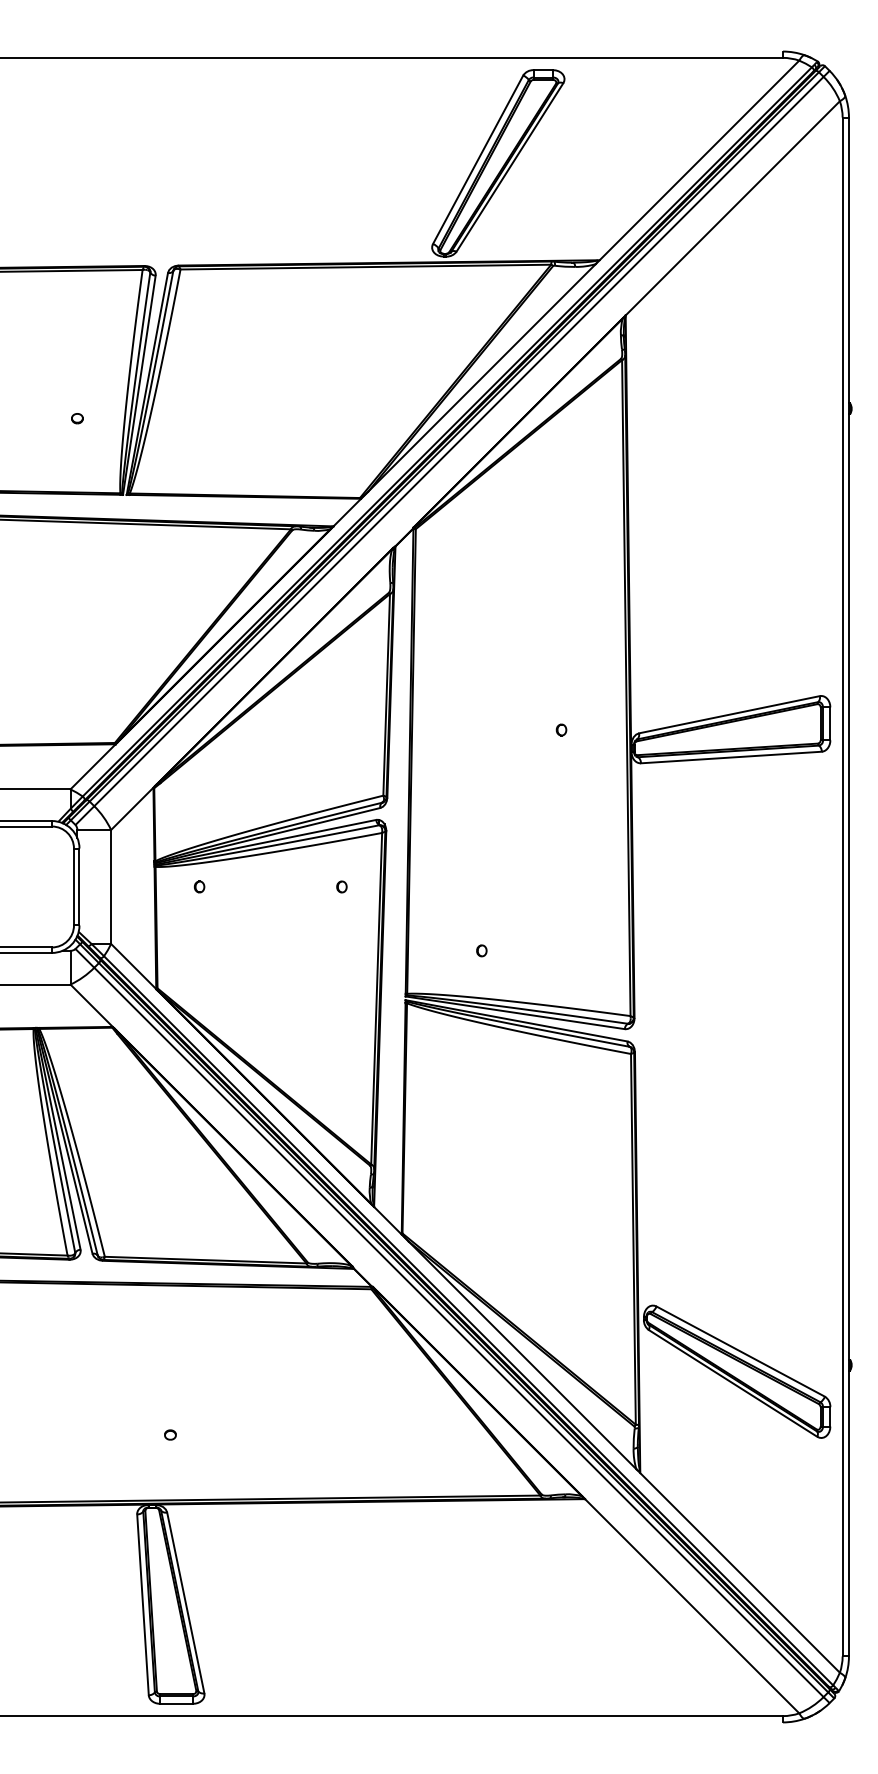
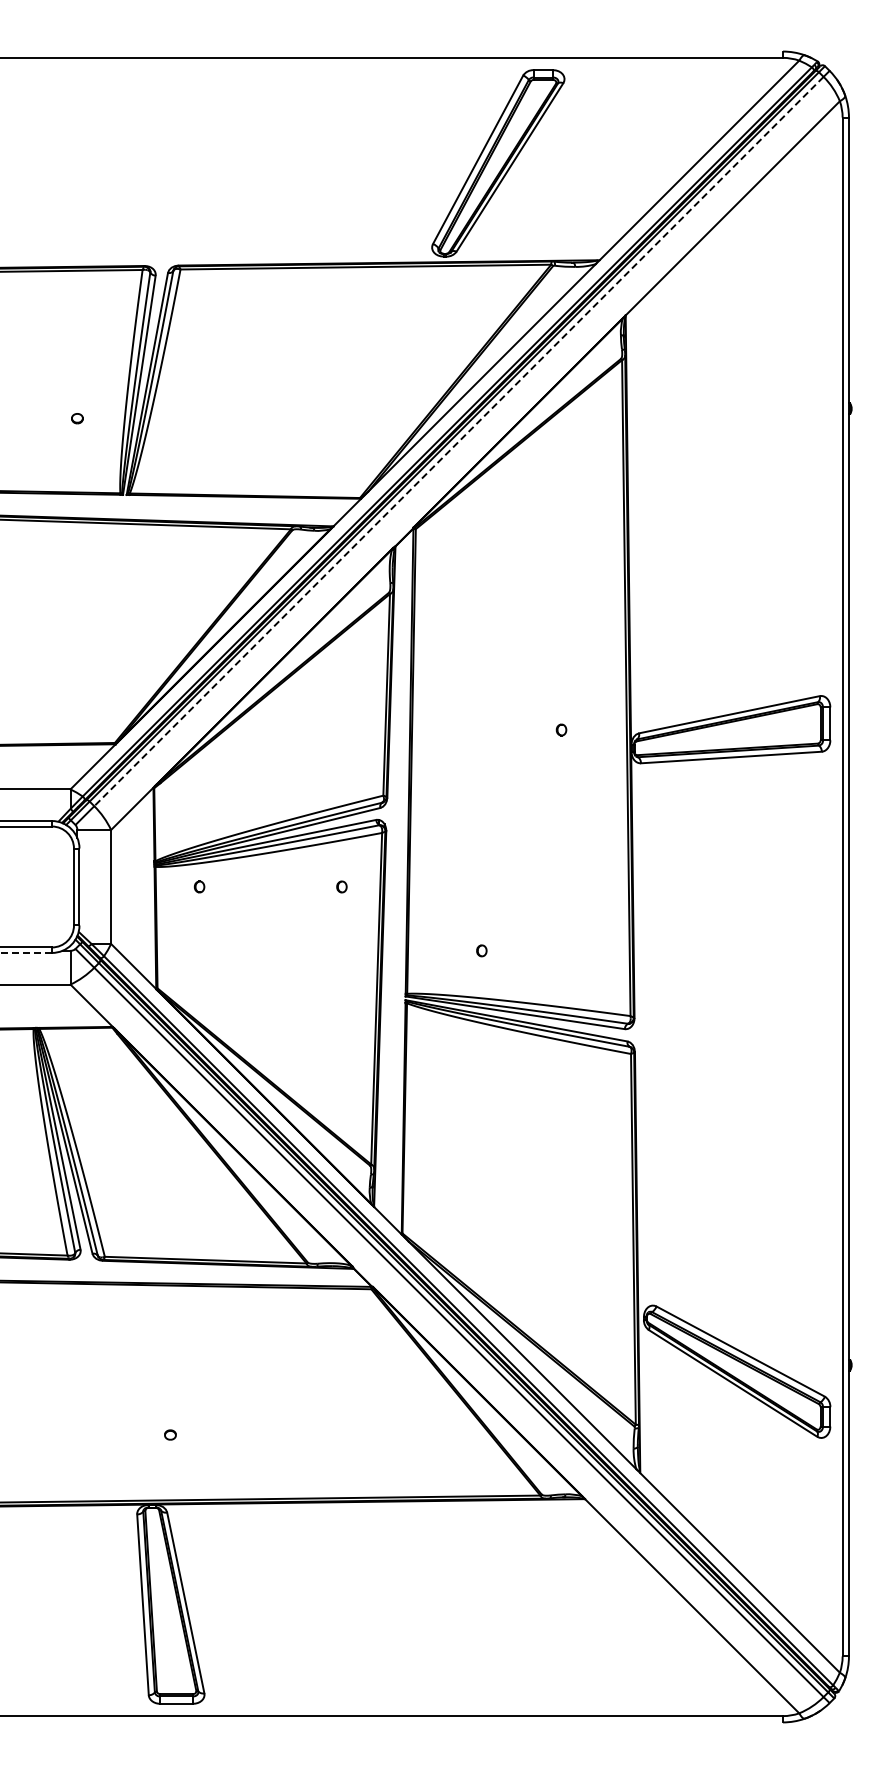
line: solid -> dashed (458, 441)
line: solid -> dashed (26, 952)
